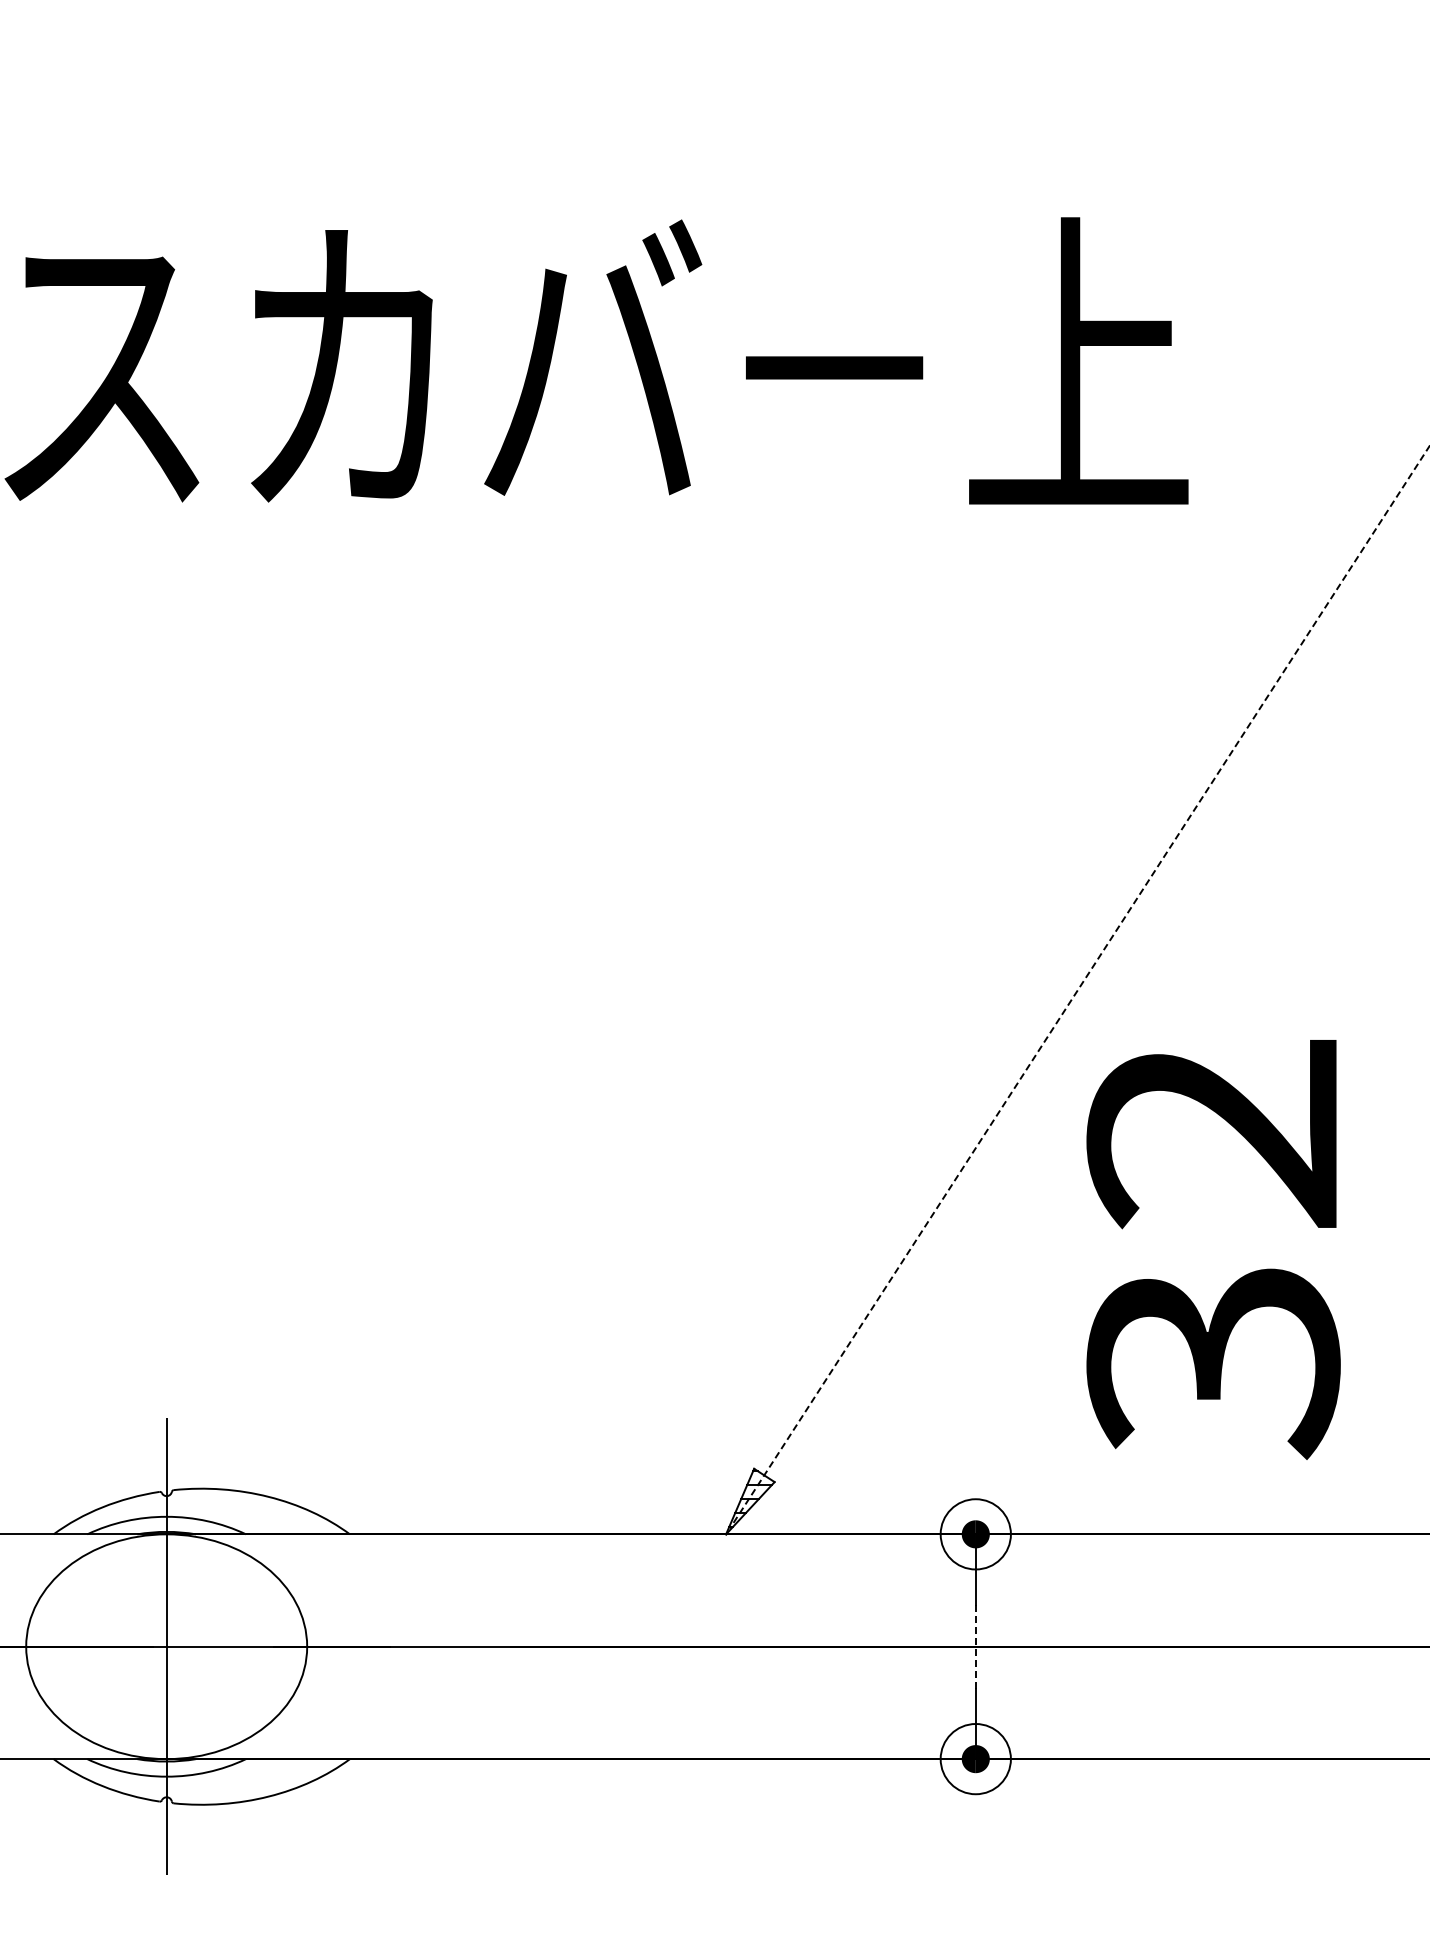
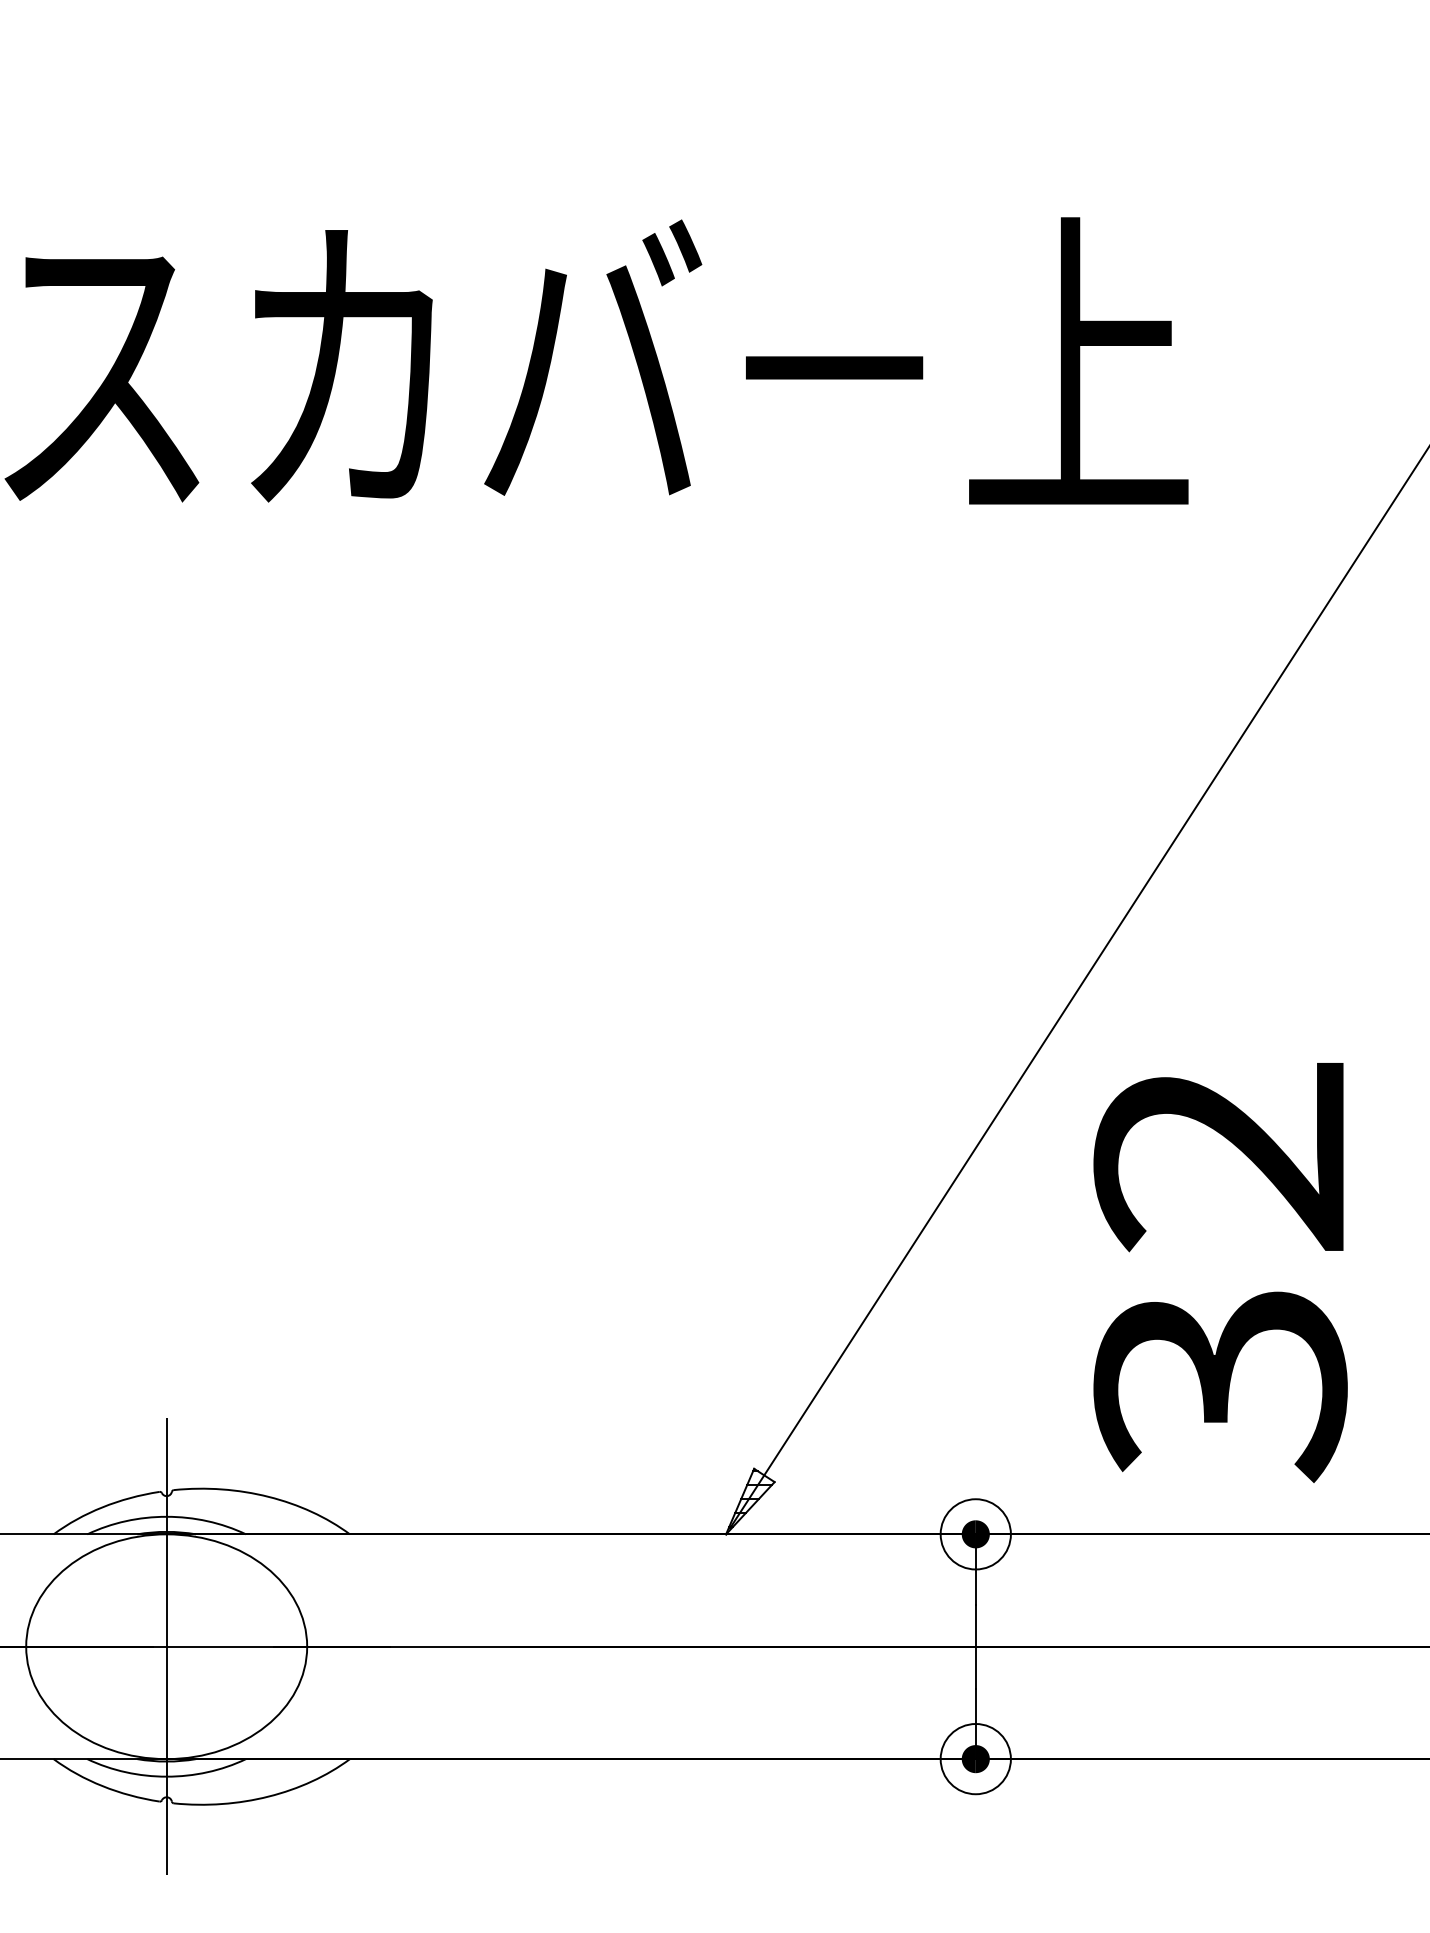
line: dashed -> solid (1079, 987)
text position: (1213, 1249) -> (1220, 1272) (1220, 1272)
line: dashed -> solid (975, 1647)
